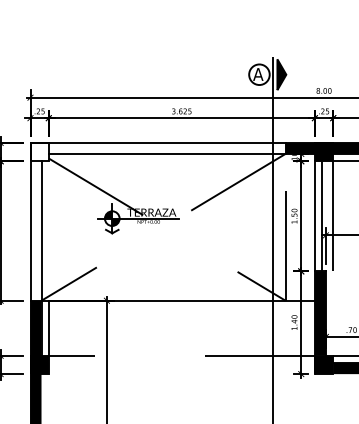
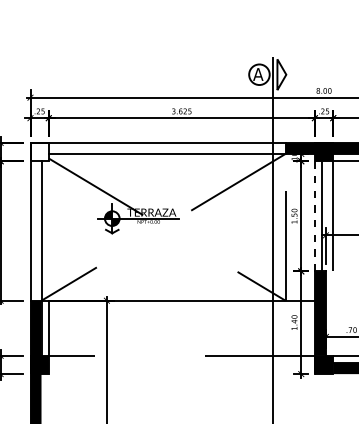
fill: present -> none (281, 74)
line: solid -> dashed (314, 216)
